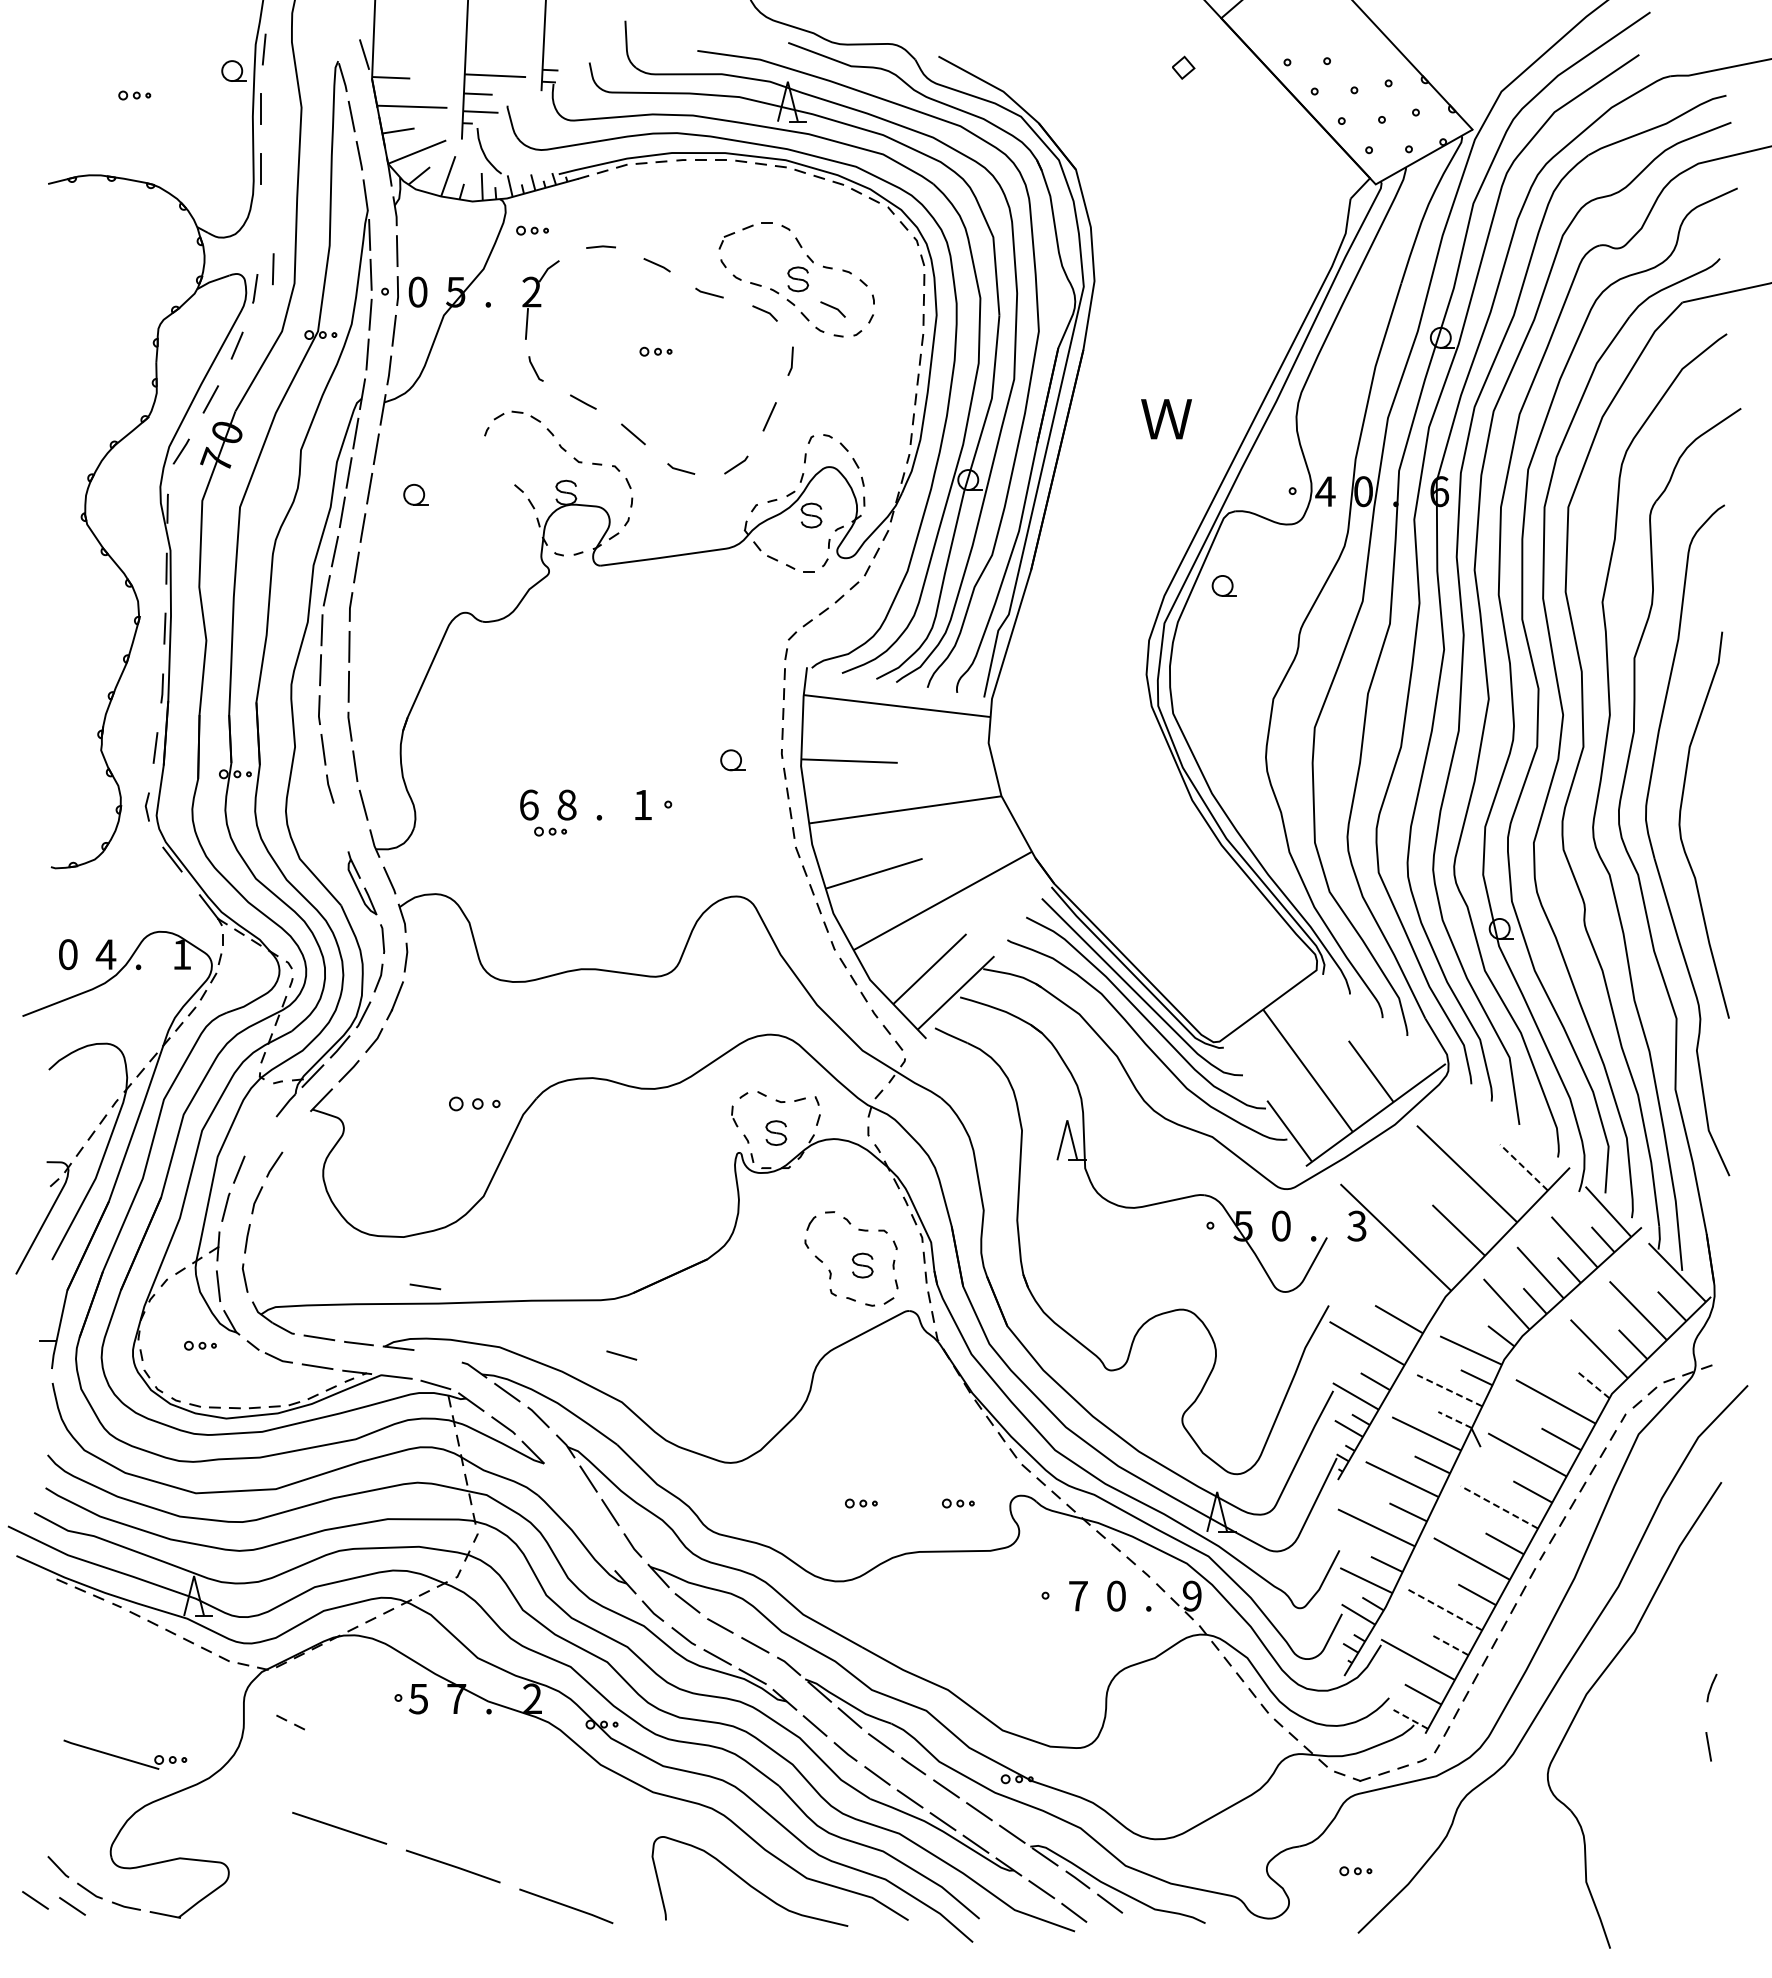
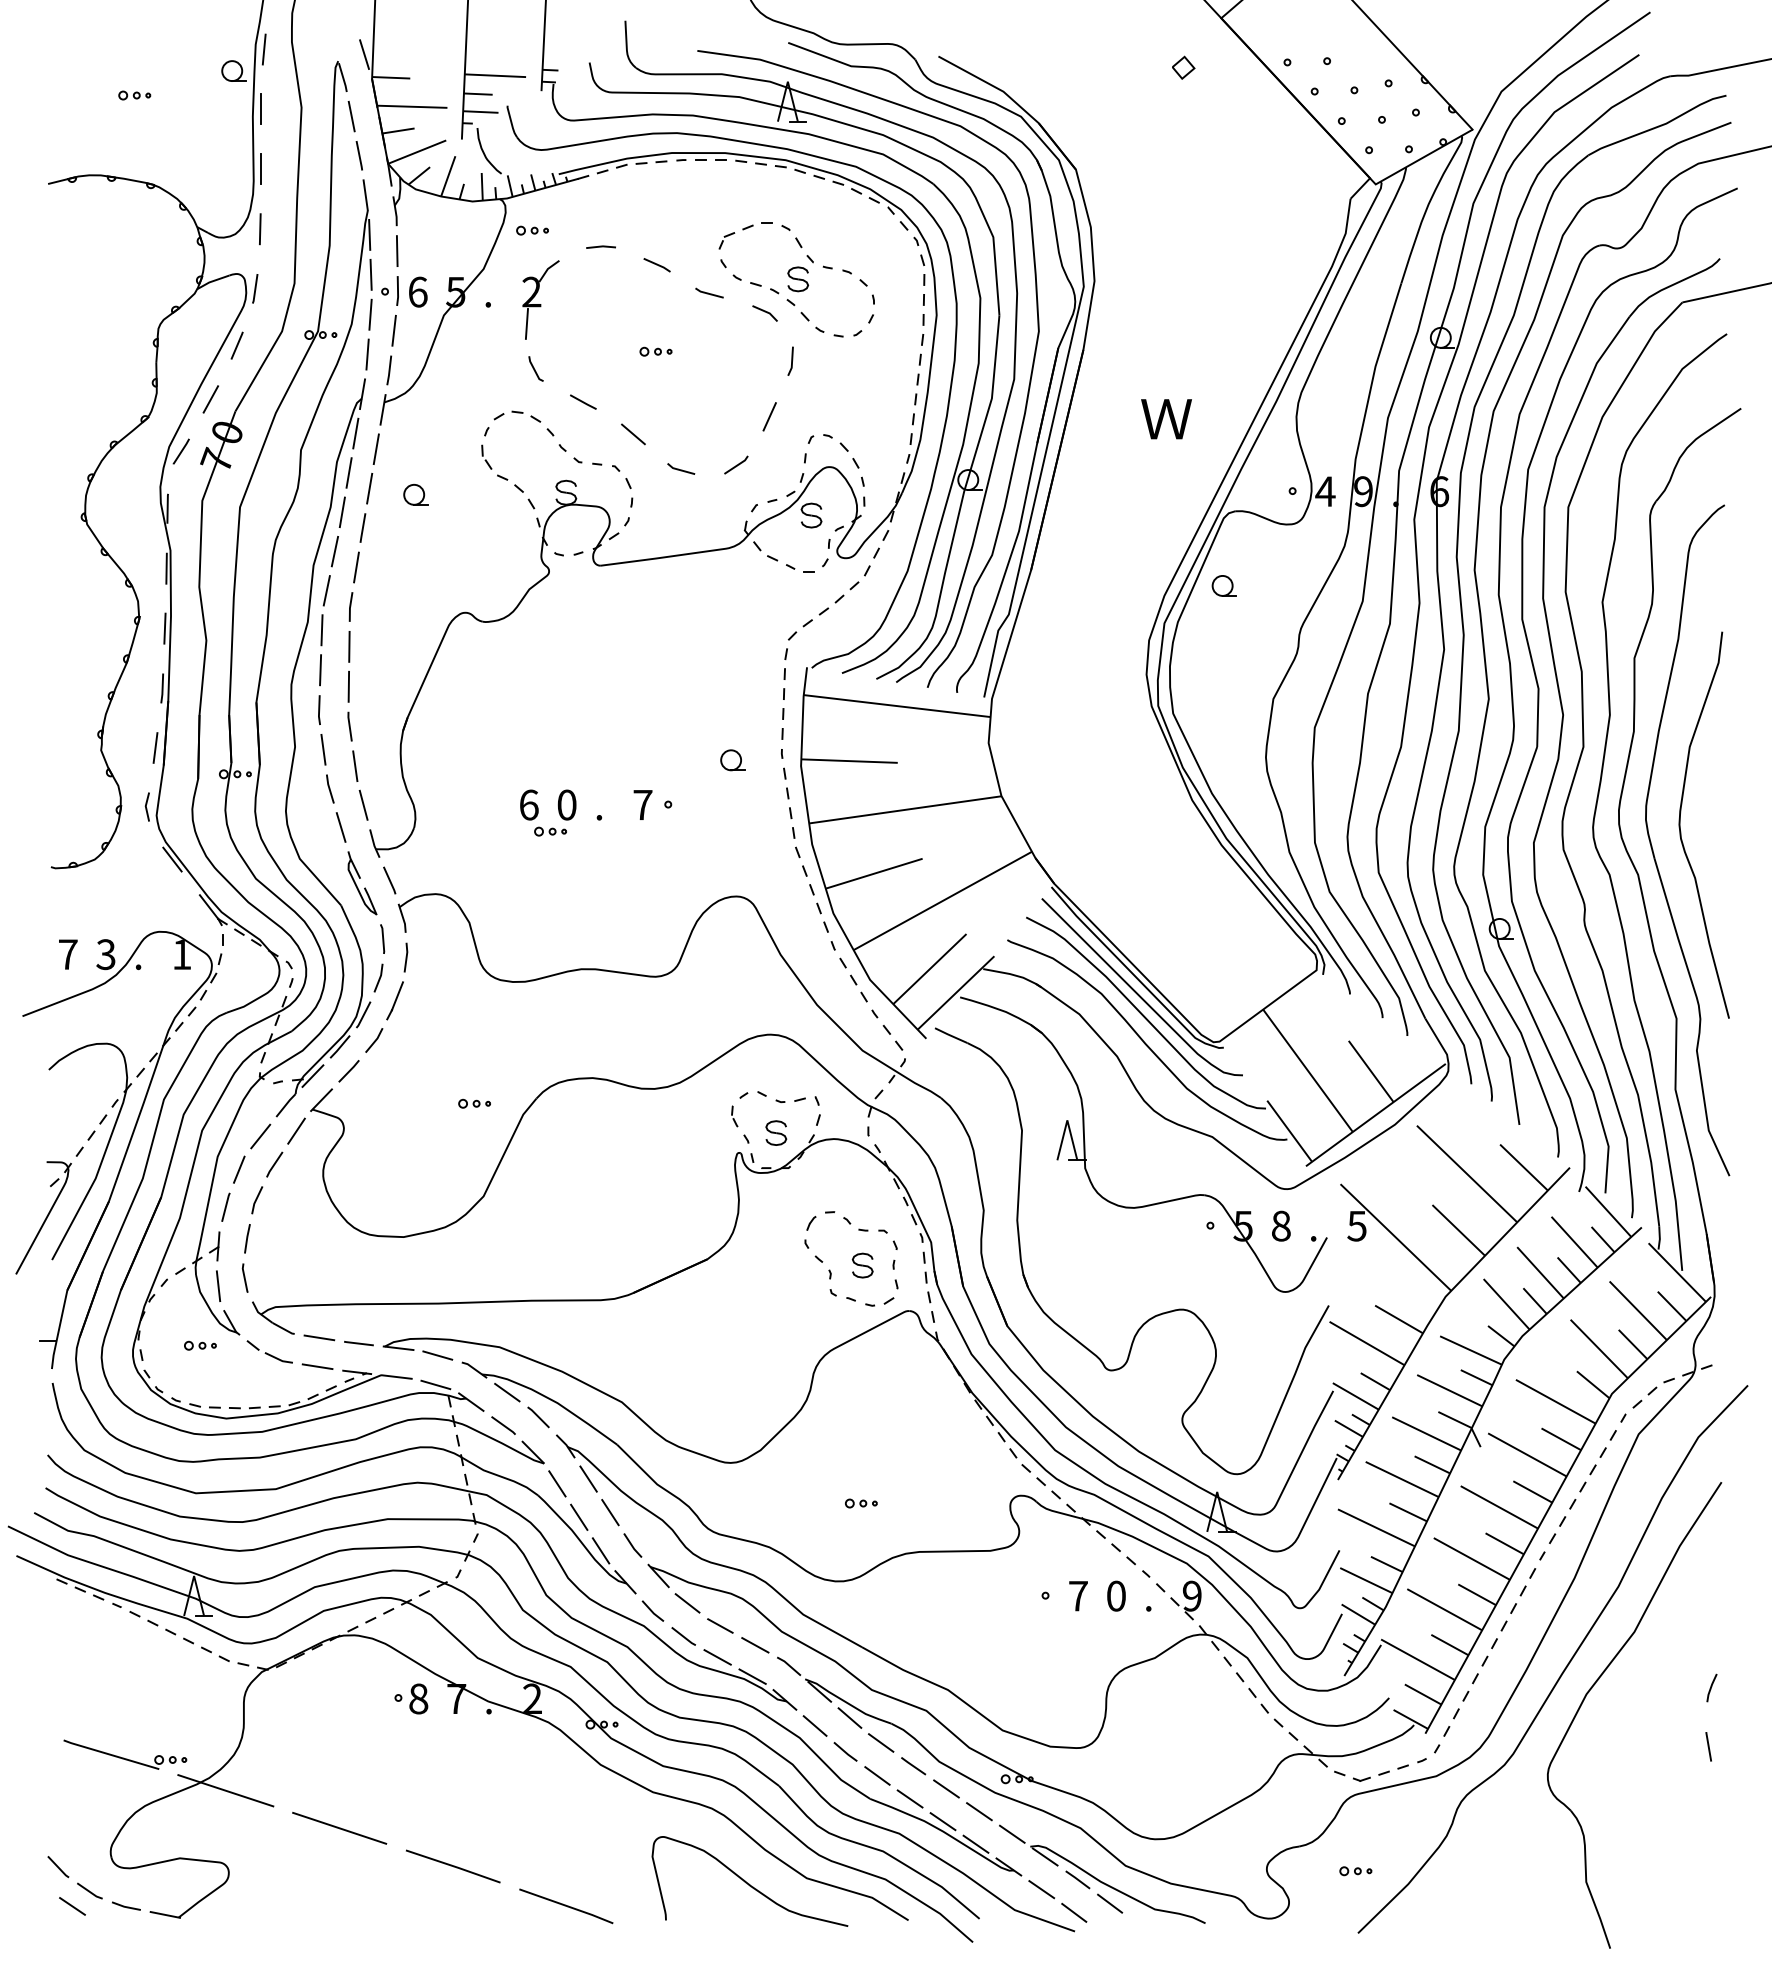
line position: (273, 269) -> (260, 229) (260, 229)
text: 0 -> 6 (417, 291)
line: present -> none (832, 308)
part: none -> present (494, 462)
text: 0 -> 9 (1363, 491)
text: 8 -> 0 (566, 804)
text: 1 -> 7 (642, 804)
line: none -> present (340, 827)
text: 0 -> 7 (68, 954)
text: 4 -> 3 (105, 954)
part size: 52x16 px -> 33x11 px (474, 1103)
line: none -> present (296, 1130)
line: none -> present (260, 1136)
line: dashed -> solid (1523, 1167)
text: 0 -> 8 (1281, 1225)
text: 3 -> 5 (1356, 1225)
line: present -> none (425, 1286)
line position: (621, 1355) -> (437, 1355) (437, 1355)
line: dashed -> solid (1592, 1384)
line: dashed -> solid (1449, 1390)
line: dashed -> solid (1455, 1420)
line: none -> present (557, 1483)
part: present -> none (958, 1503)
line: dashed -> solid (1498, 1507)
line: none -> present (579, 1516)
line: none -> present (600, 1550)
line: dashed -> solid (1444, 1609)
line: dashed -> solid (1449, 1644)
text: 5 -> 8 (418, 1698)
line: dashed -> solid (1410, 1719)
line: present -> none (287, 1720)
line: none -> present (225, 1790)
line: present -> none (35, 1900)
